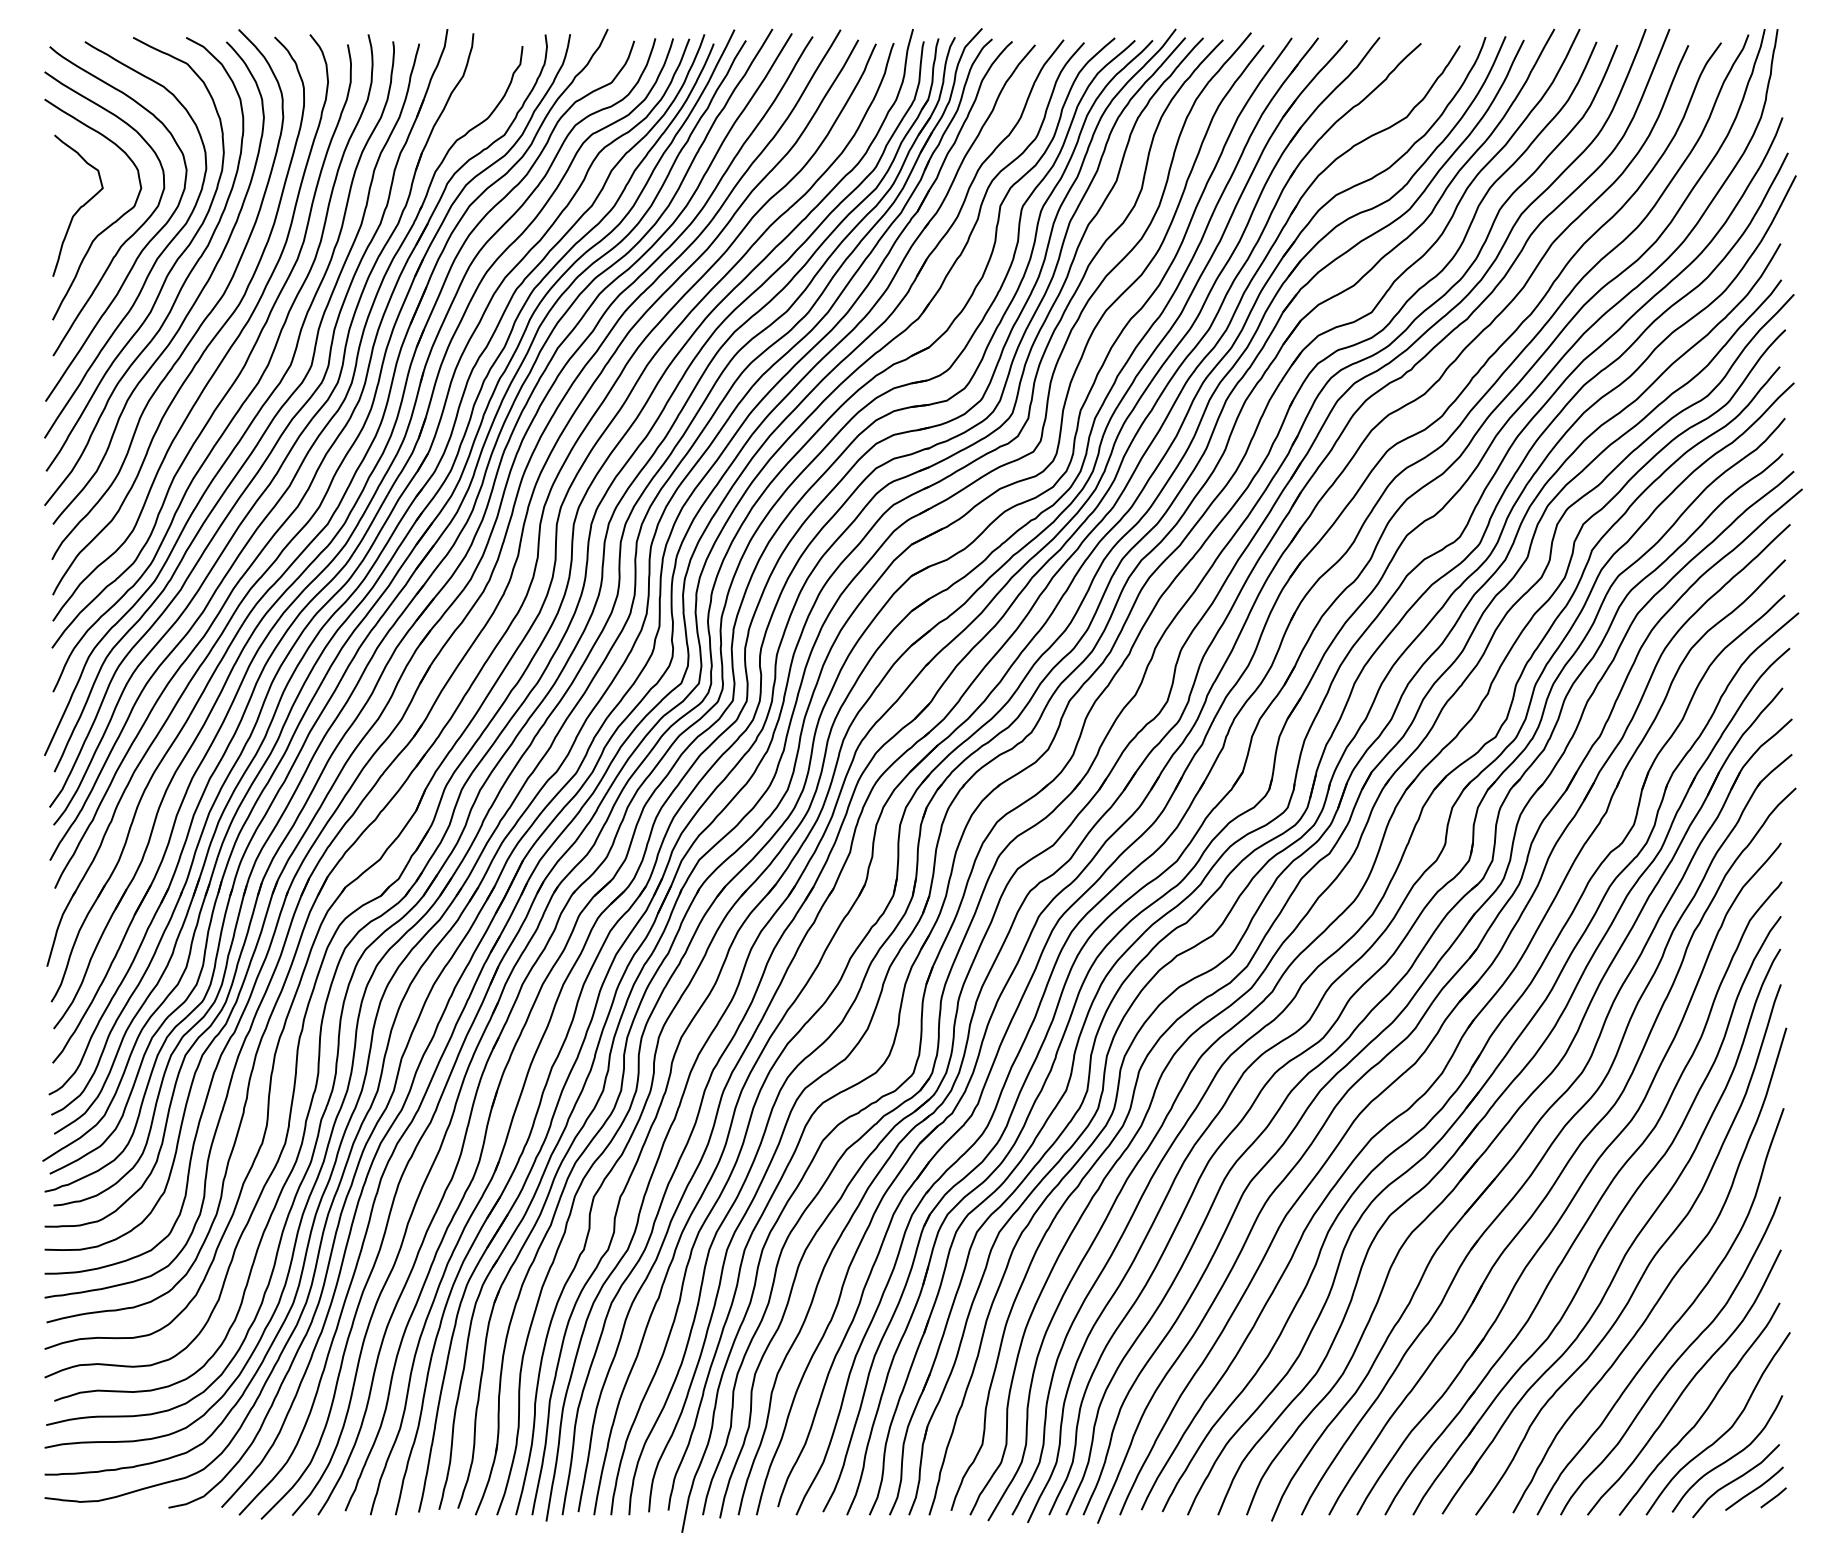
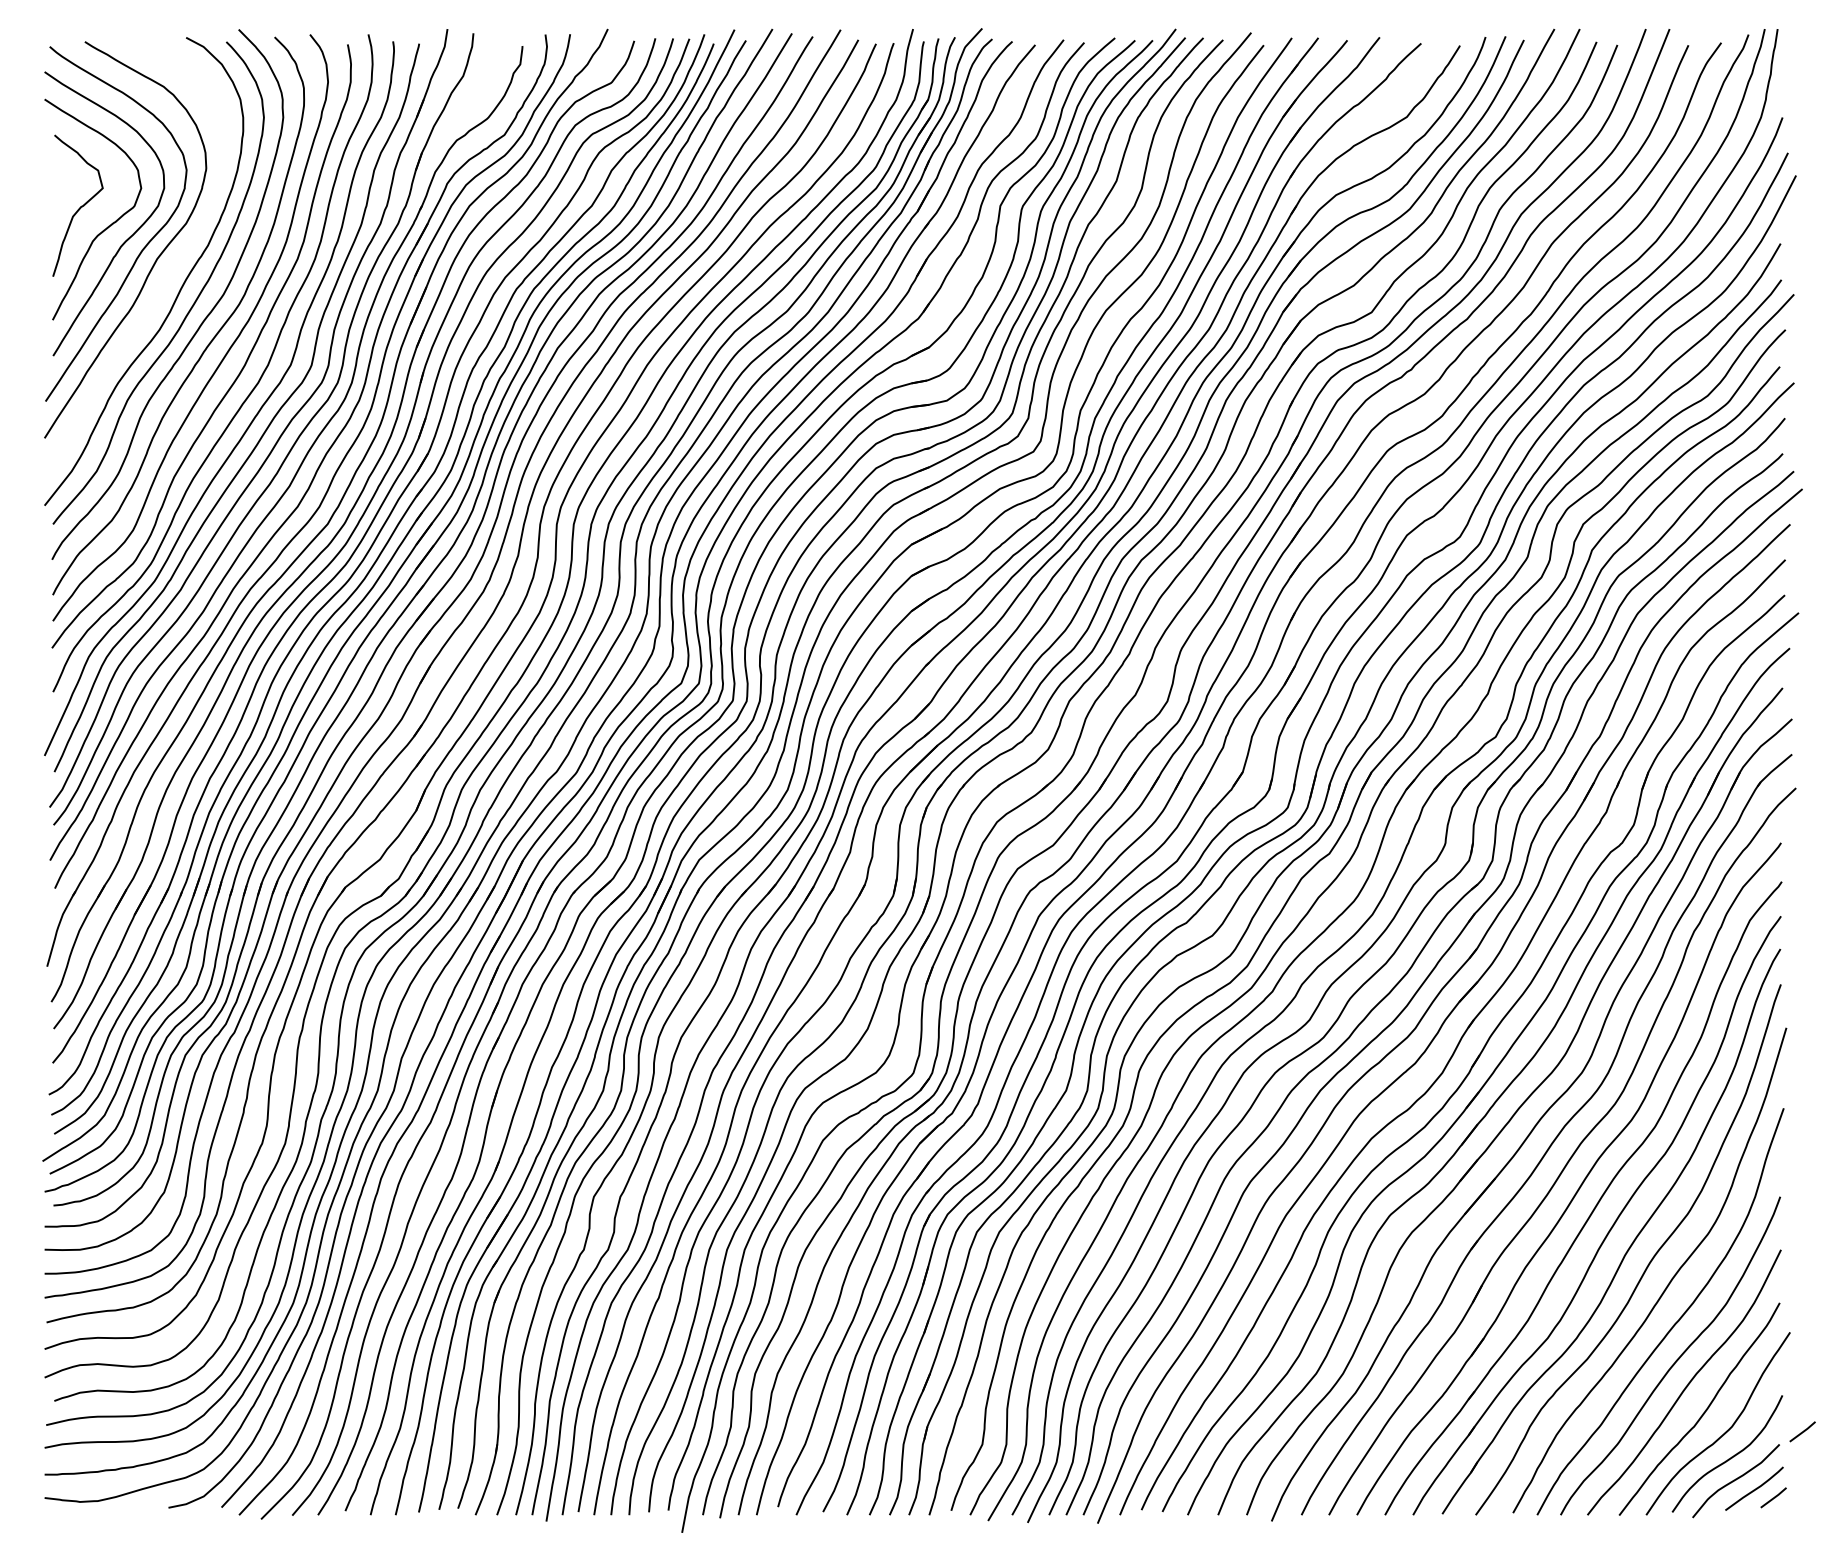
curve: present -> none (168, 271)
line: none -> present (1802, 1431)
